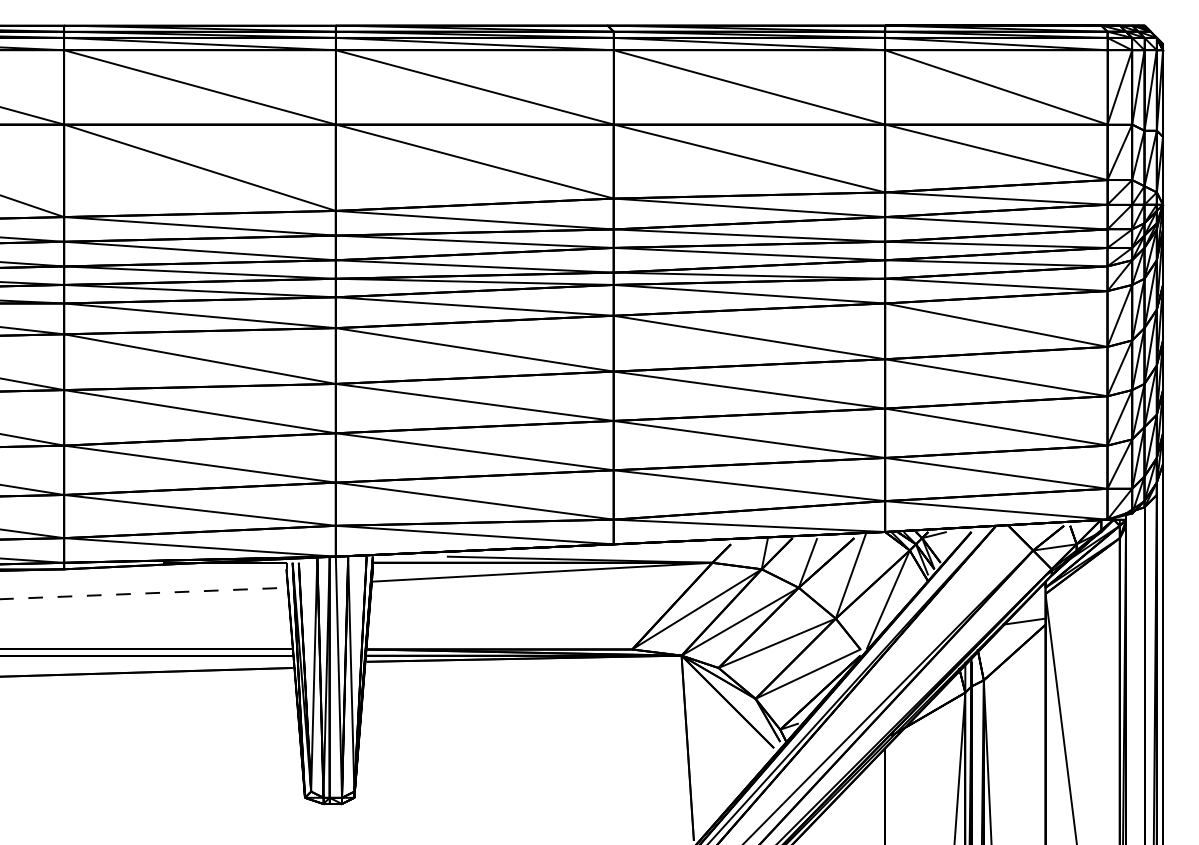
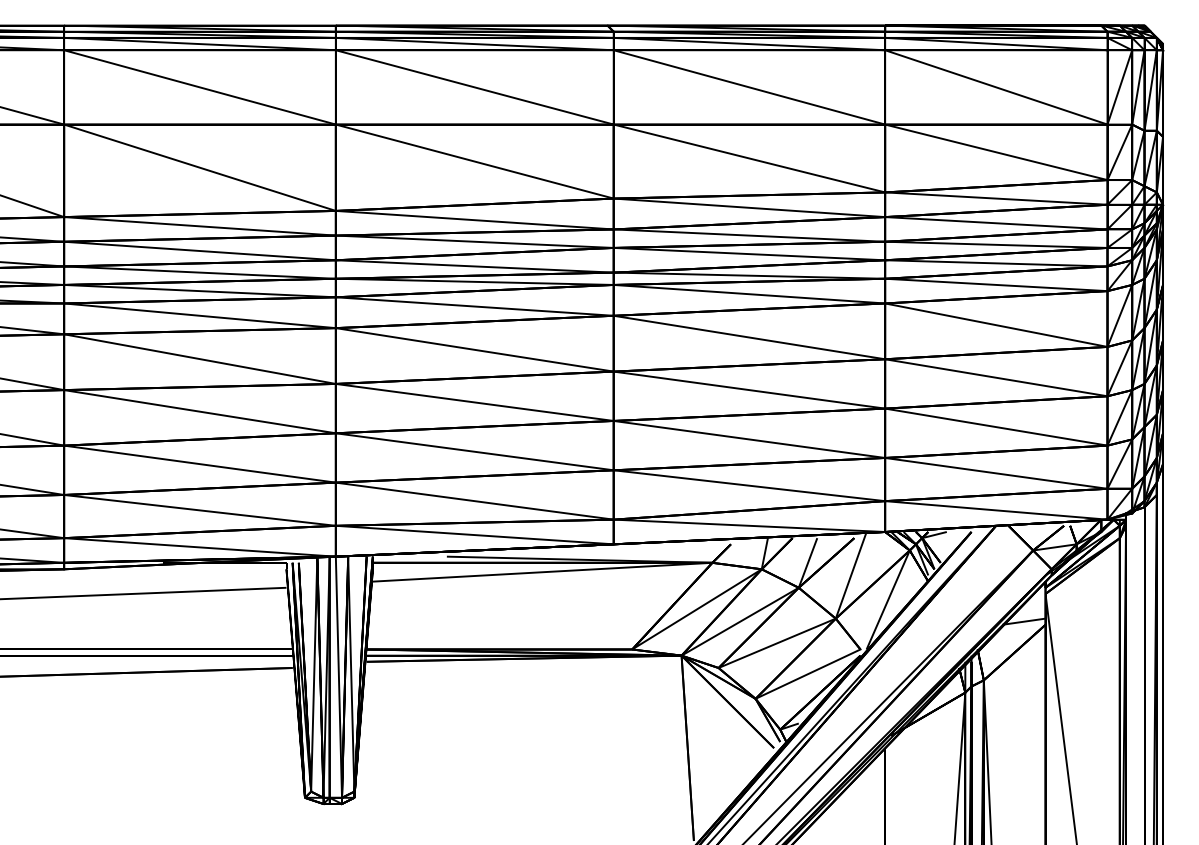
line: dashed -> solid (143, 593)
